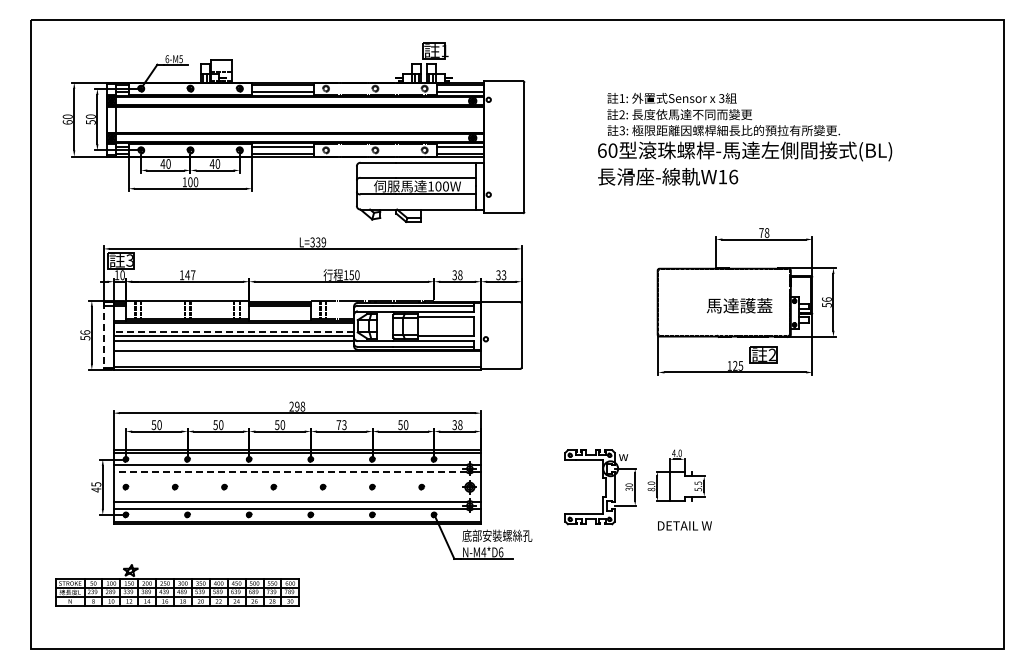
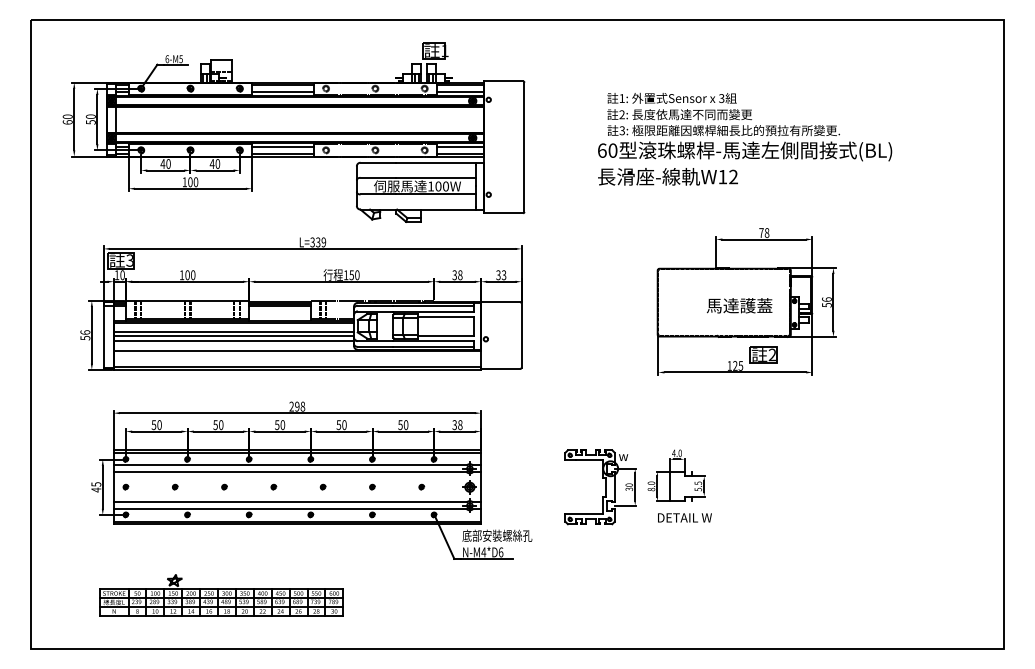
text: W16 -> W12 (733, 176)
text: 147 -> 100 (190, 275)
line: dashed -> solid (233, 331)
line: dashed -> solid (103, 336)
text: 73 -> 50 (341, 425)
line: dashed -> solid (290, 472)
text position: (684, 525) -> (684, 517) (684, 517)
part position: (177, 585) -> (221, 595) (221, 595)
